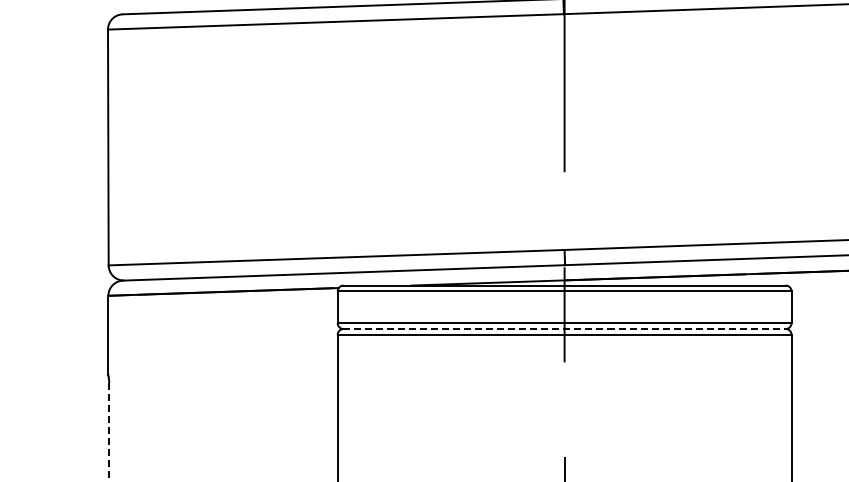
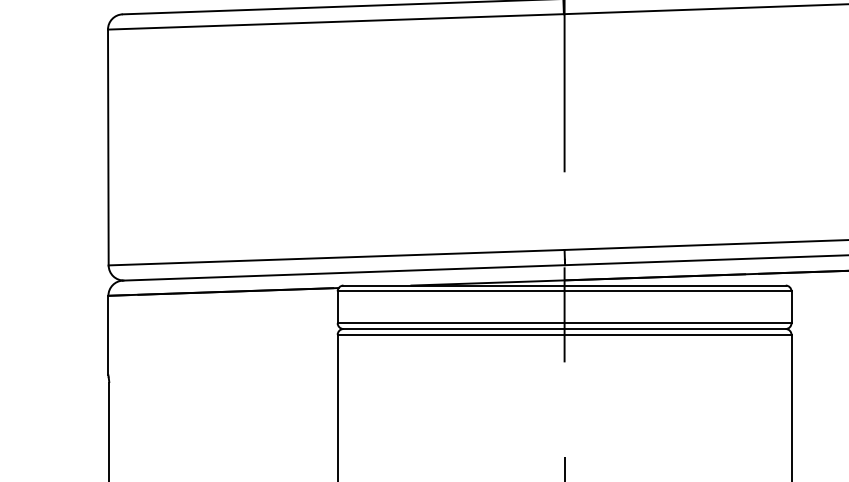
line: dashed -> solid (565, 329)
line: dashed -> solid (109, 432)
